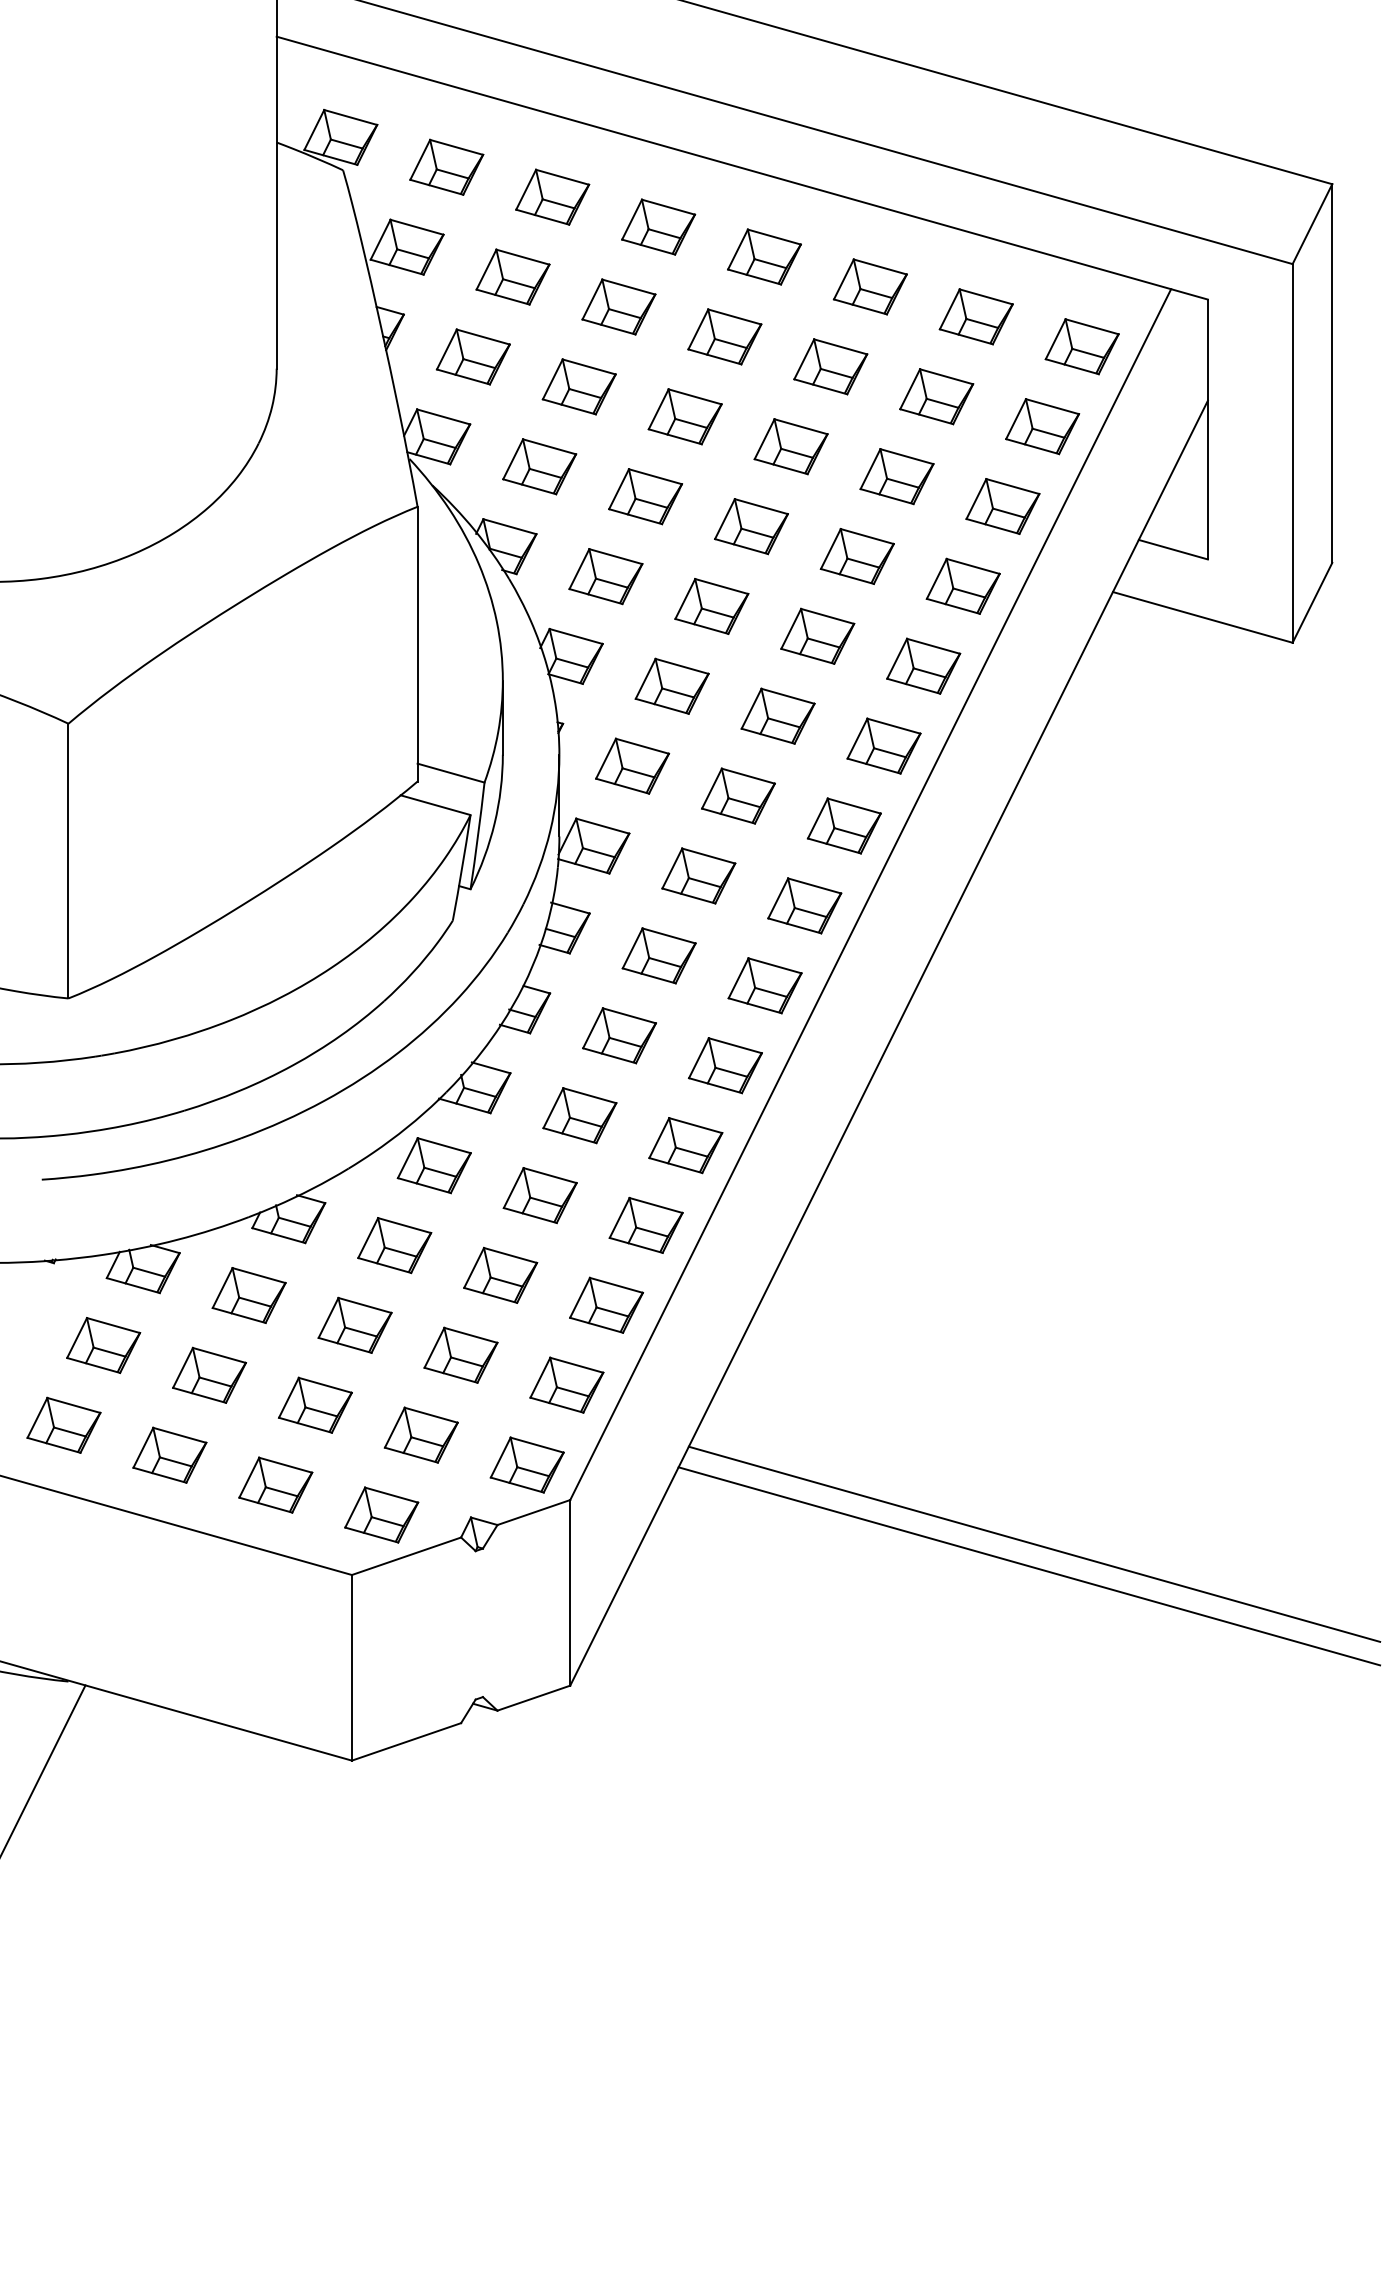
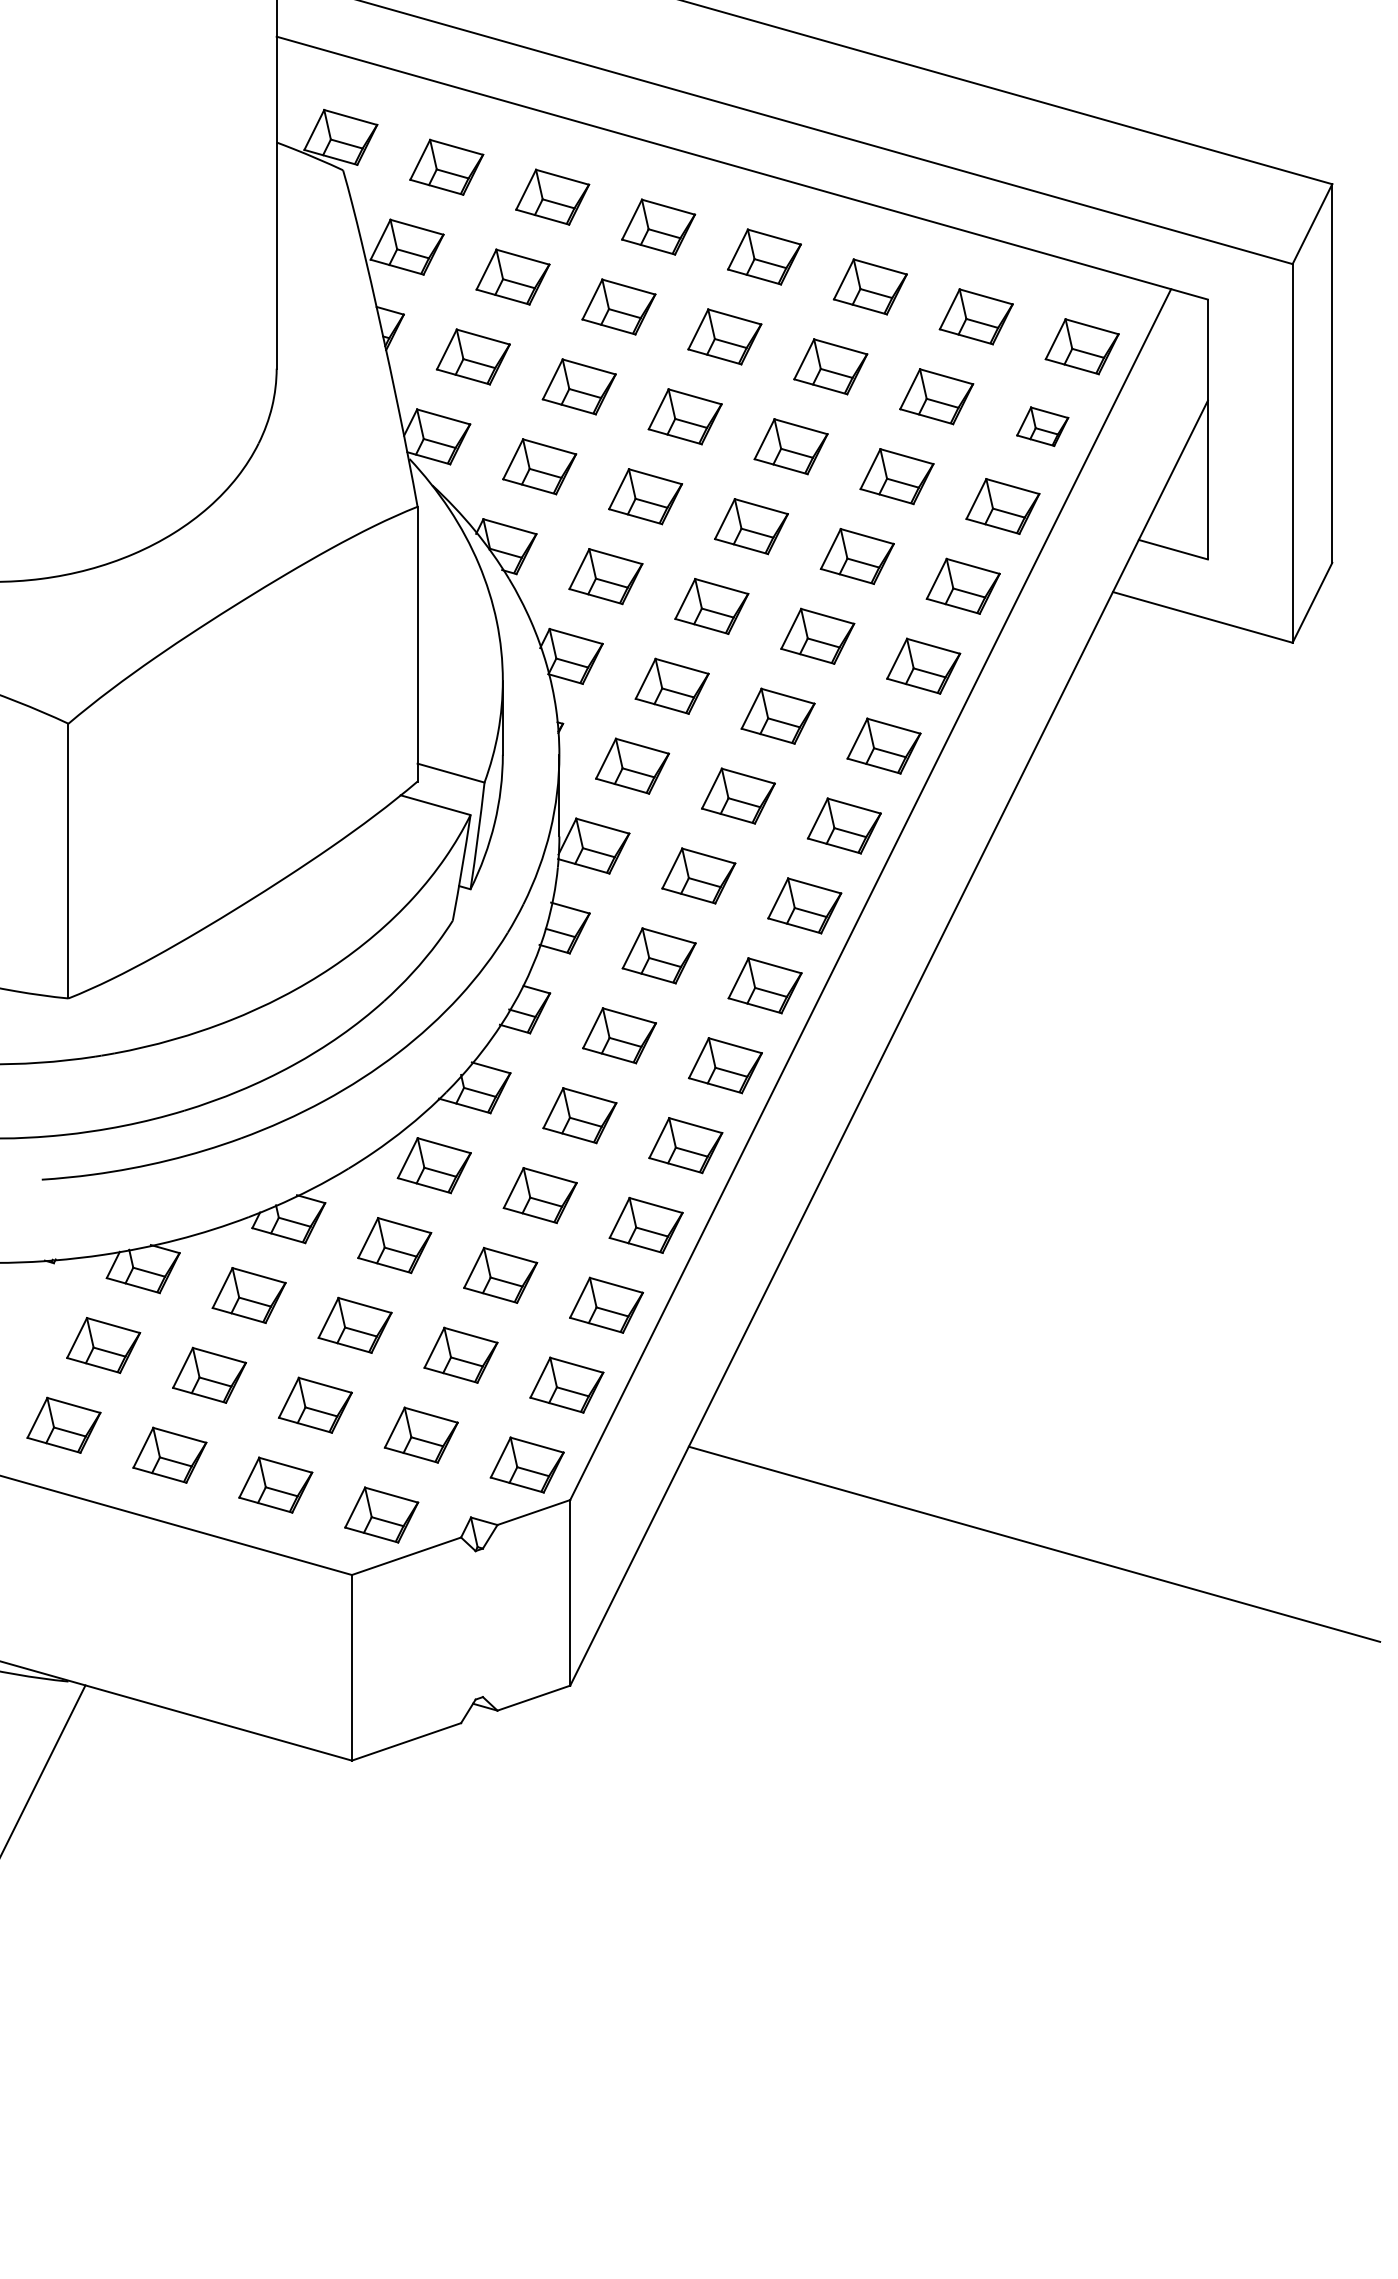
part size: 76x58 px -> 54x41 px (1042, 426)
line: present -> none (1029, 1566)
